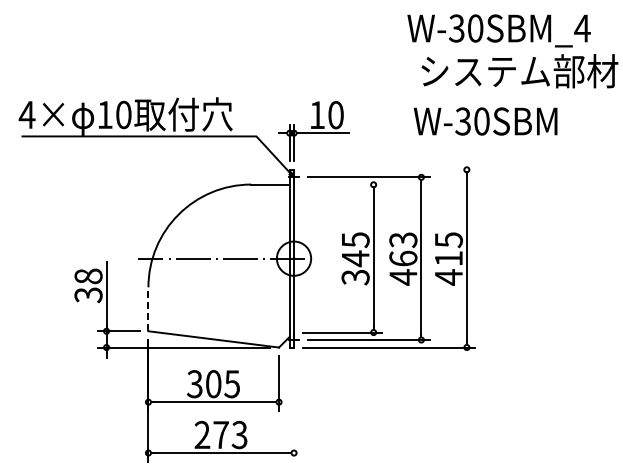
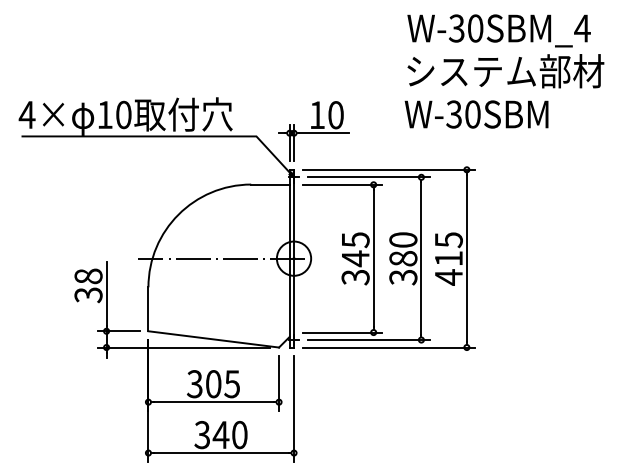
text position: (519, 71) -> (505, 71) (505, 71)
text position: (485, 121) -> (476, 114) (476, 114)
line: none -> present (388, 169)
line: none -> present (342, 184)
text: 463 -> 380 (403, 258)
line: dashed -> solid (148, 309)
line: none -> present (294, 408)
text: 273 -> 340 (220, 435)
